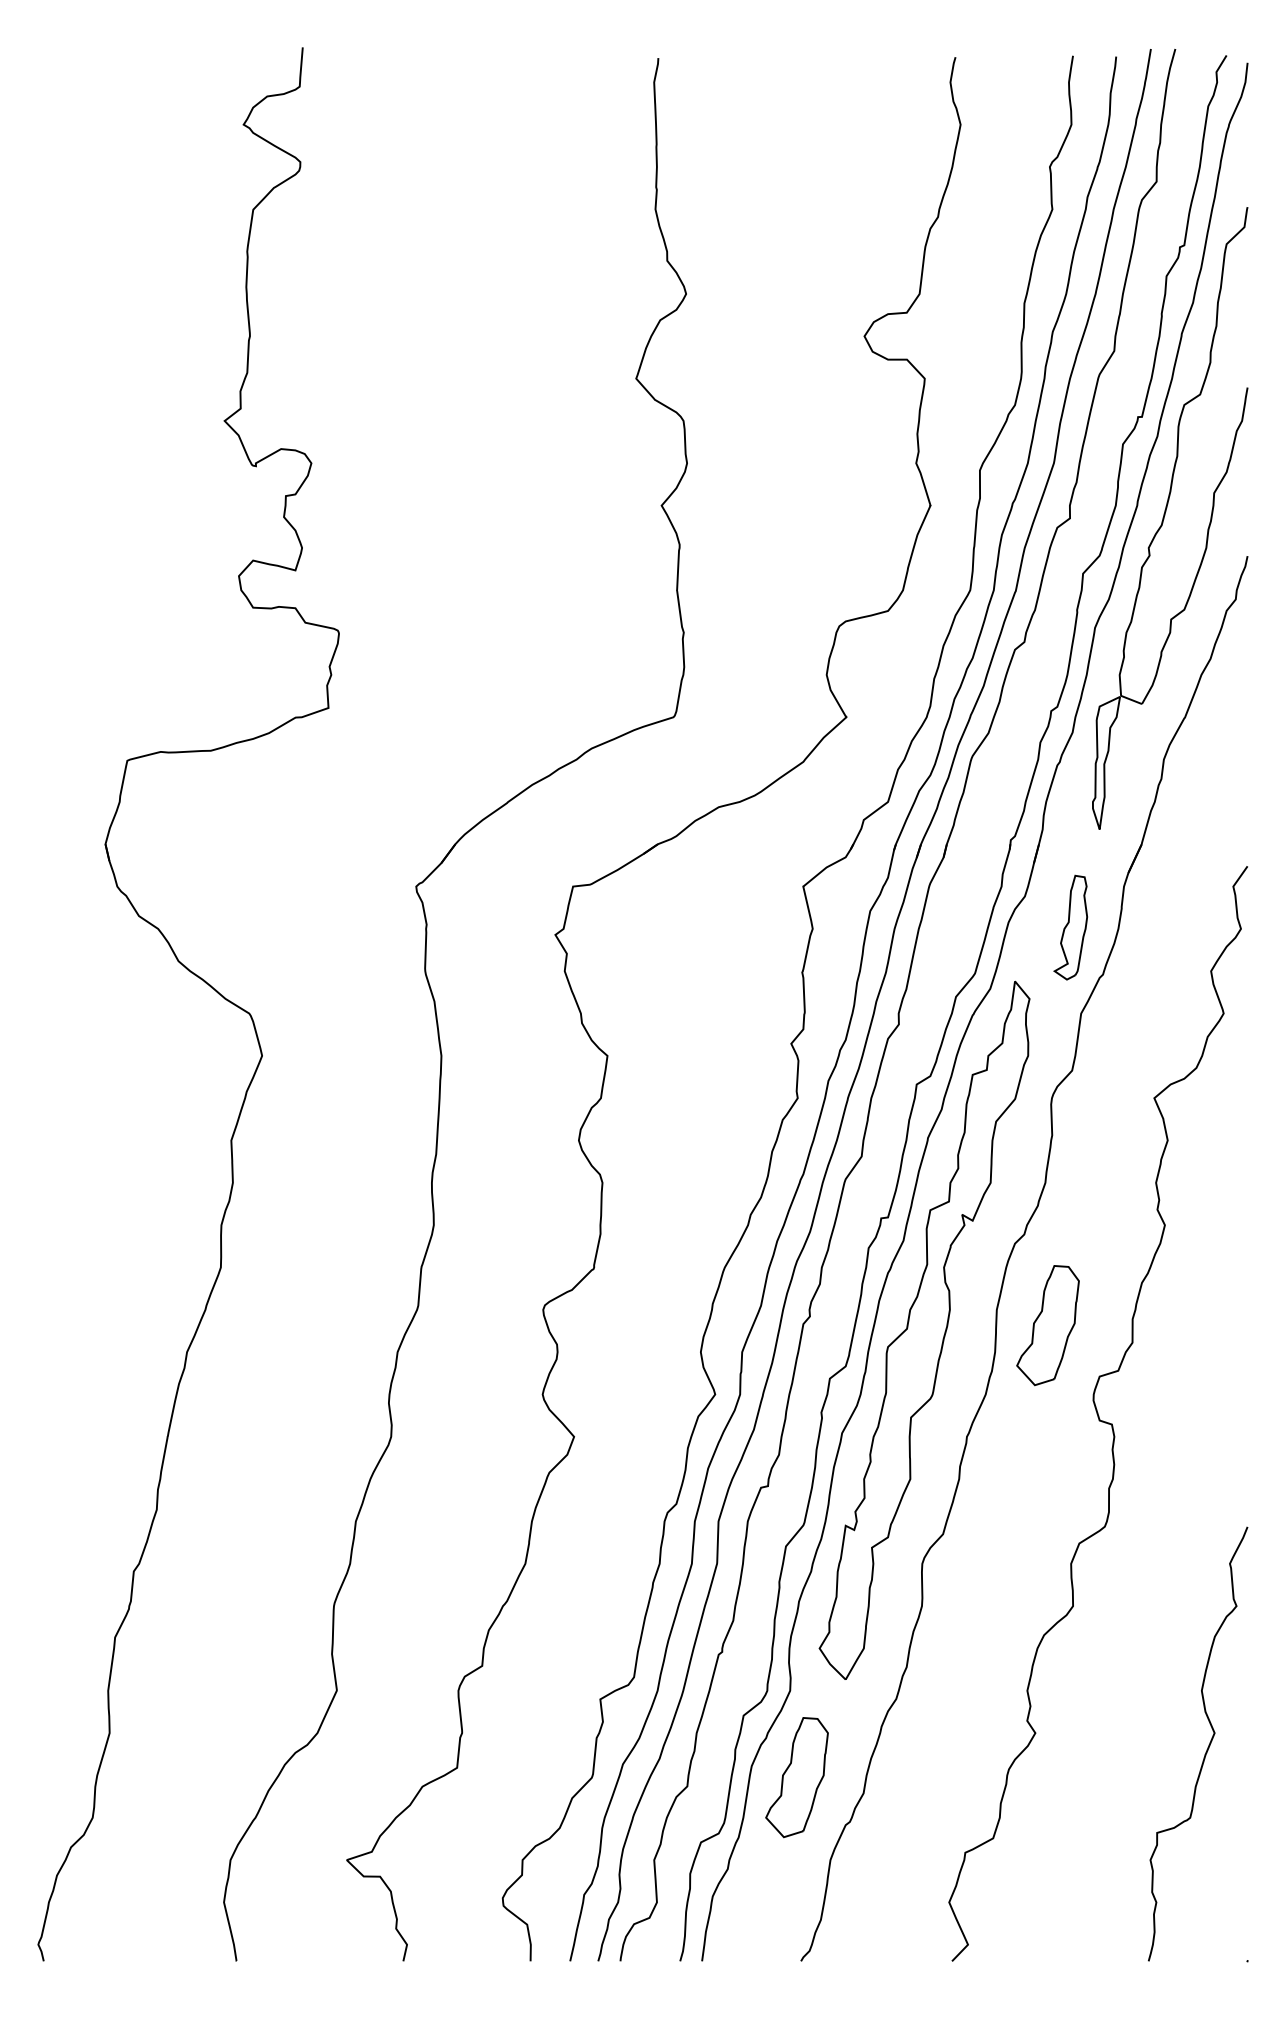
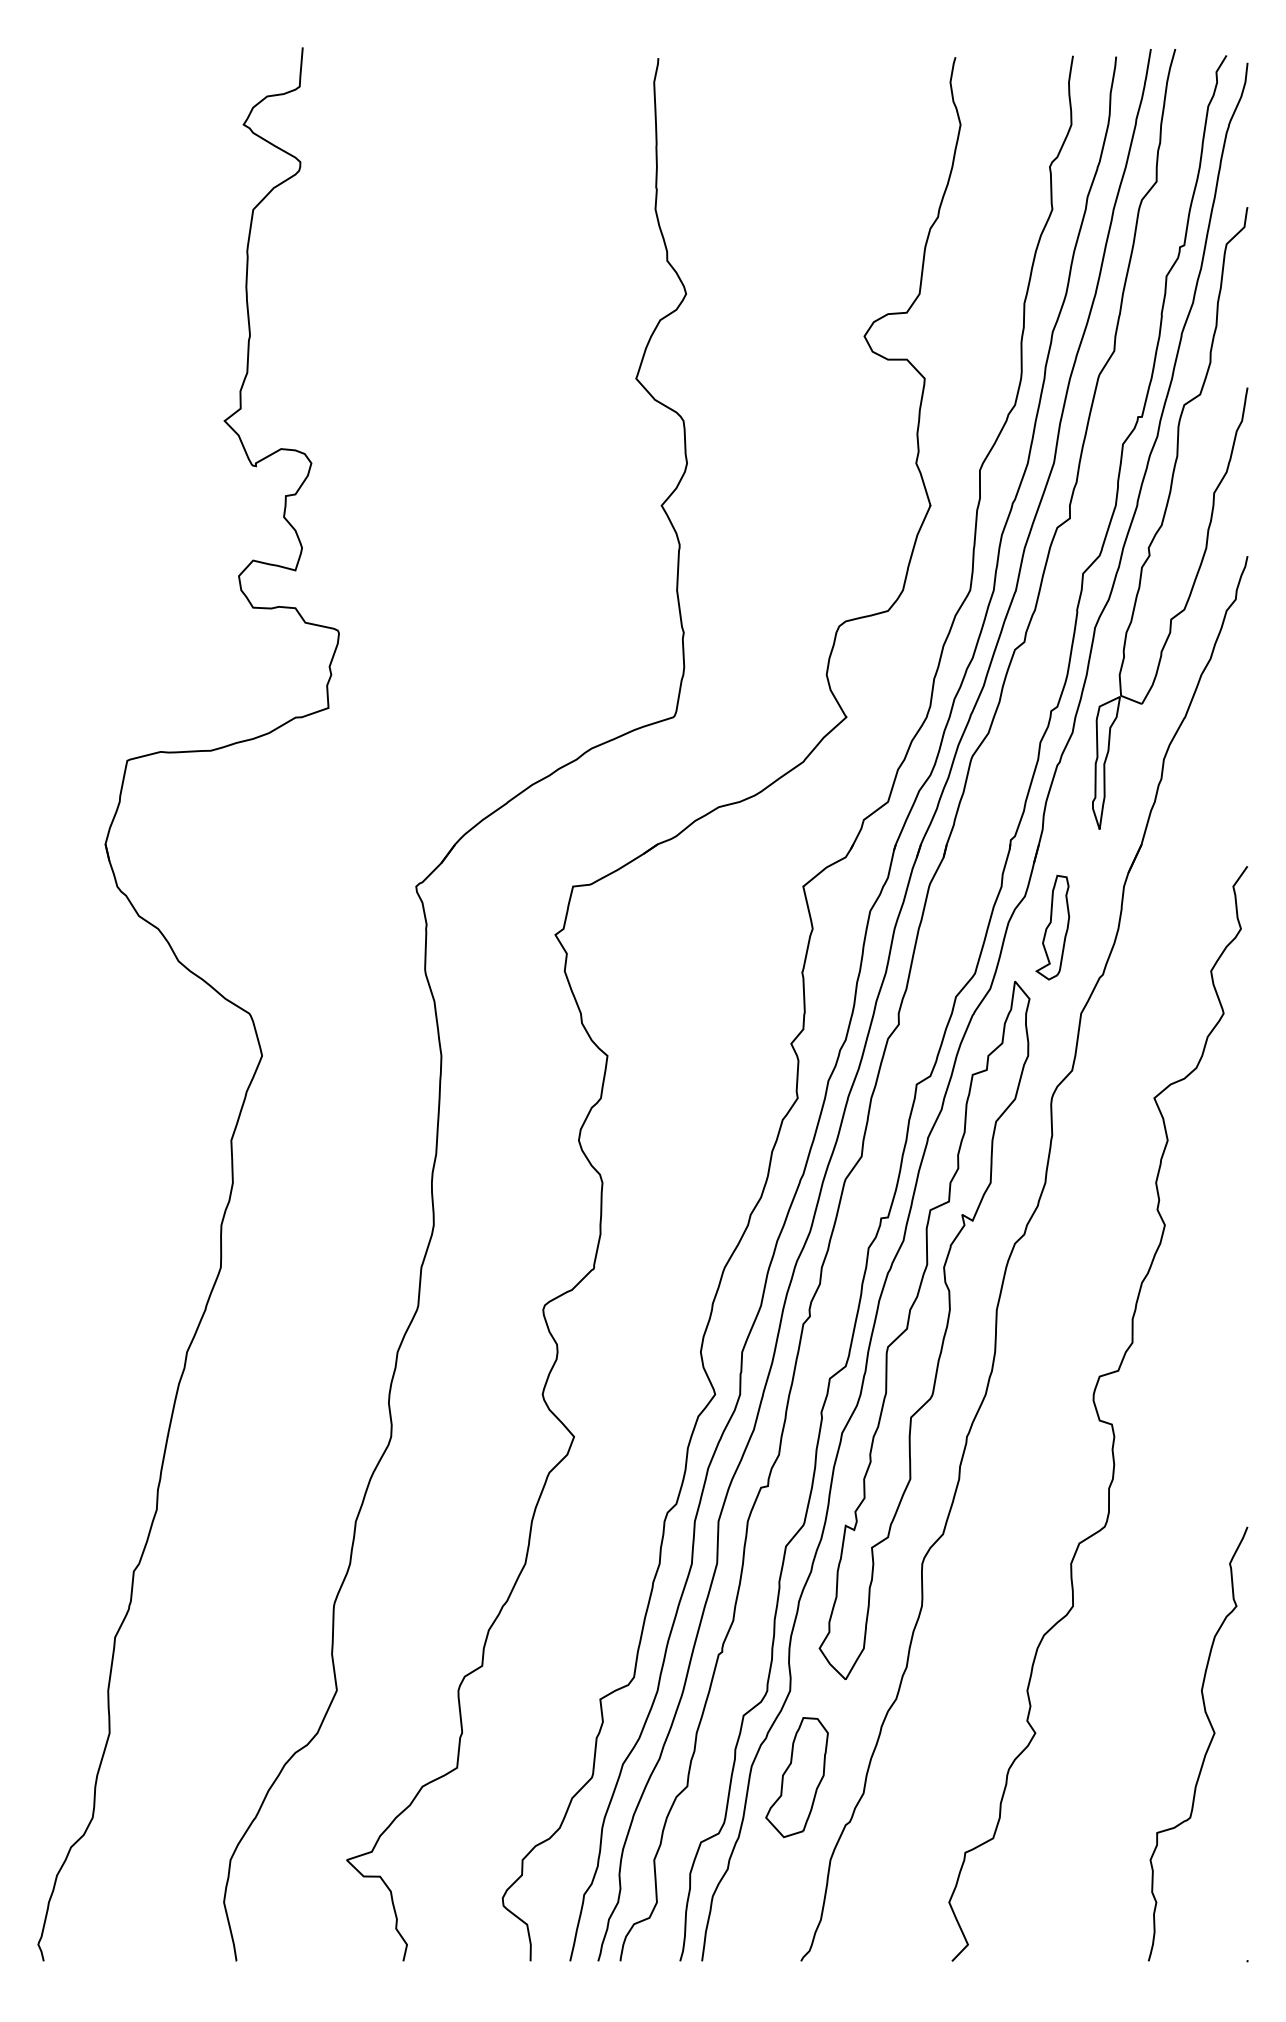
part position: (1070, 927) -> (1052, 927) (1052, 927)
part: present -> none (1047, 1325)
